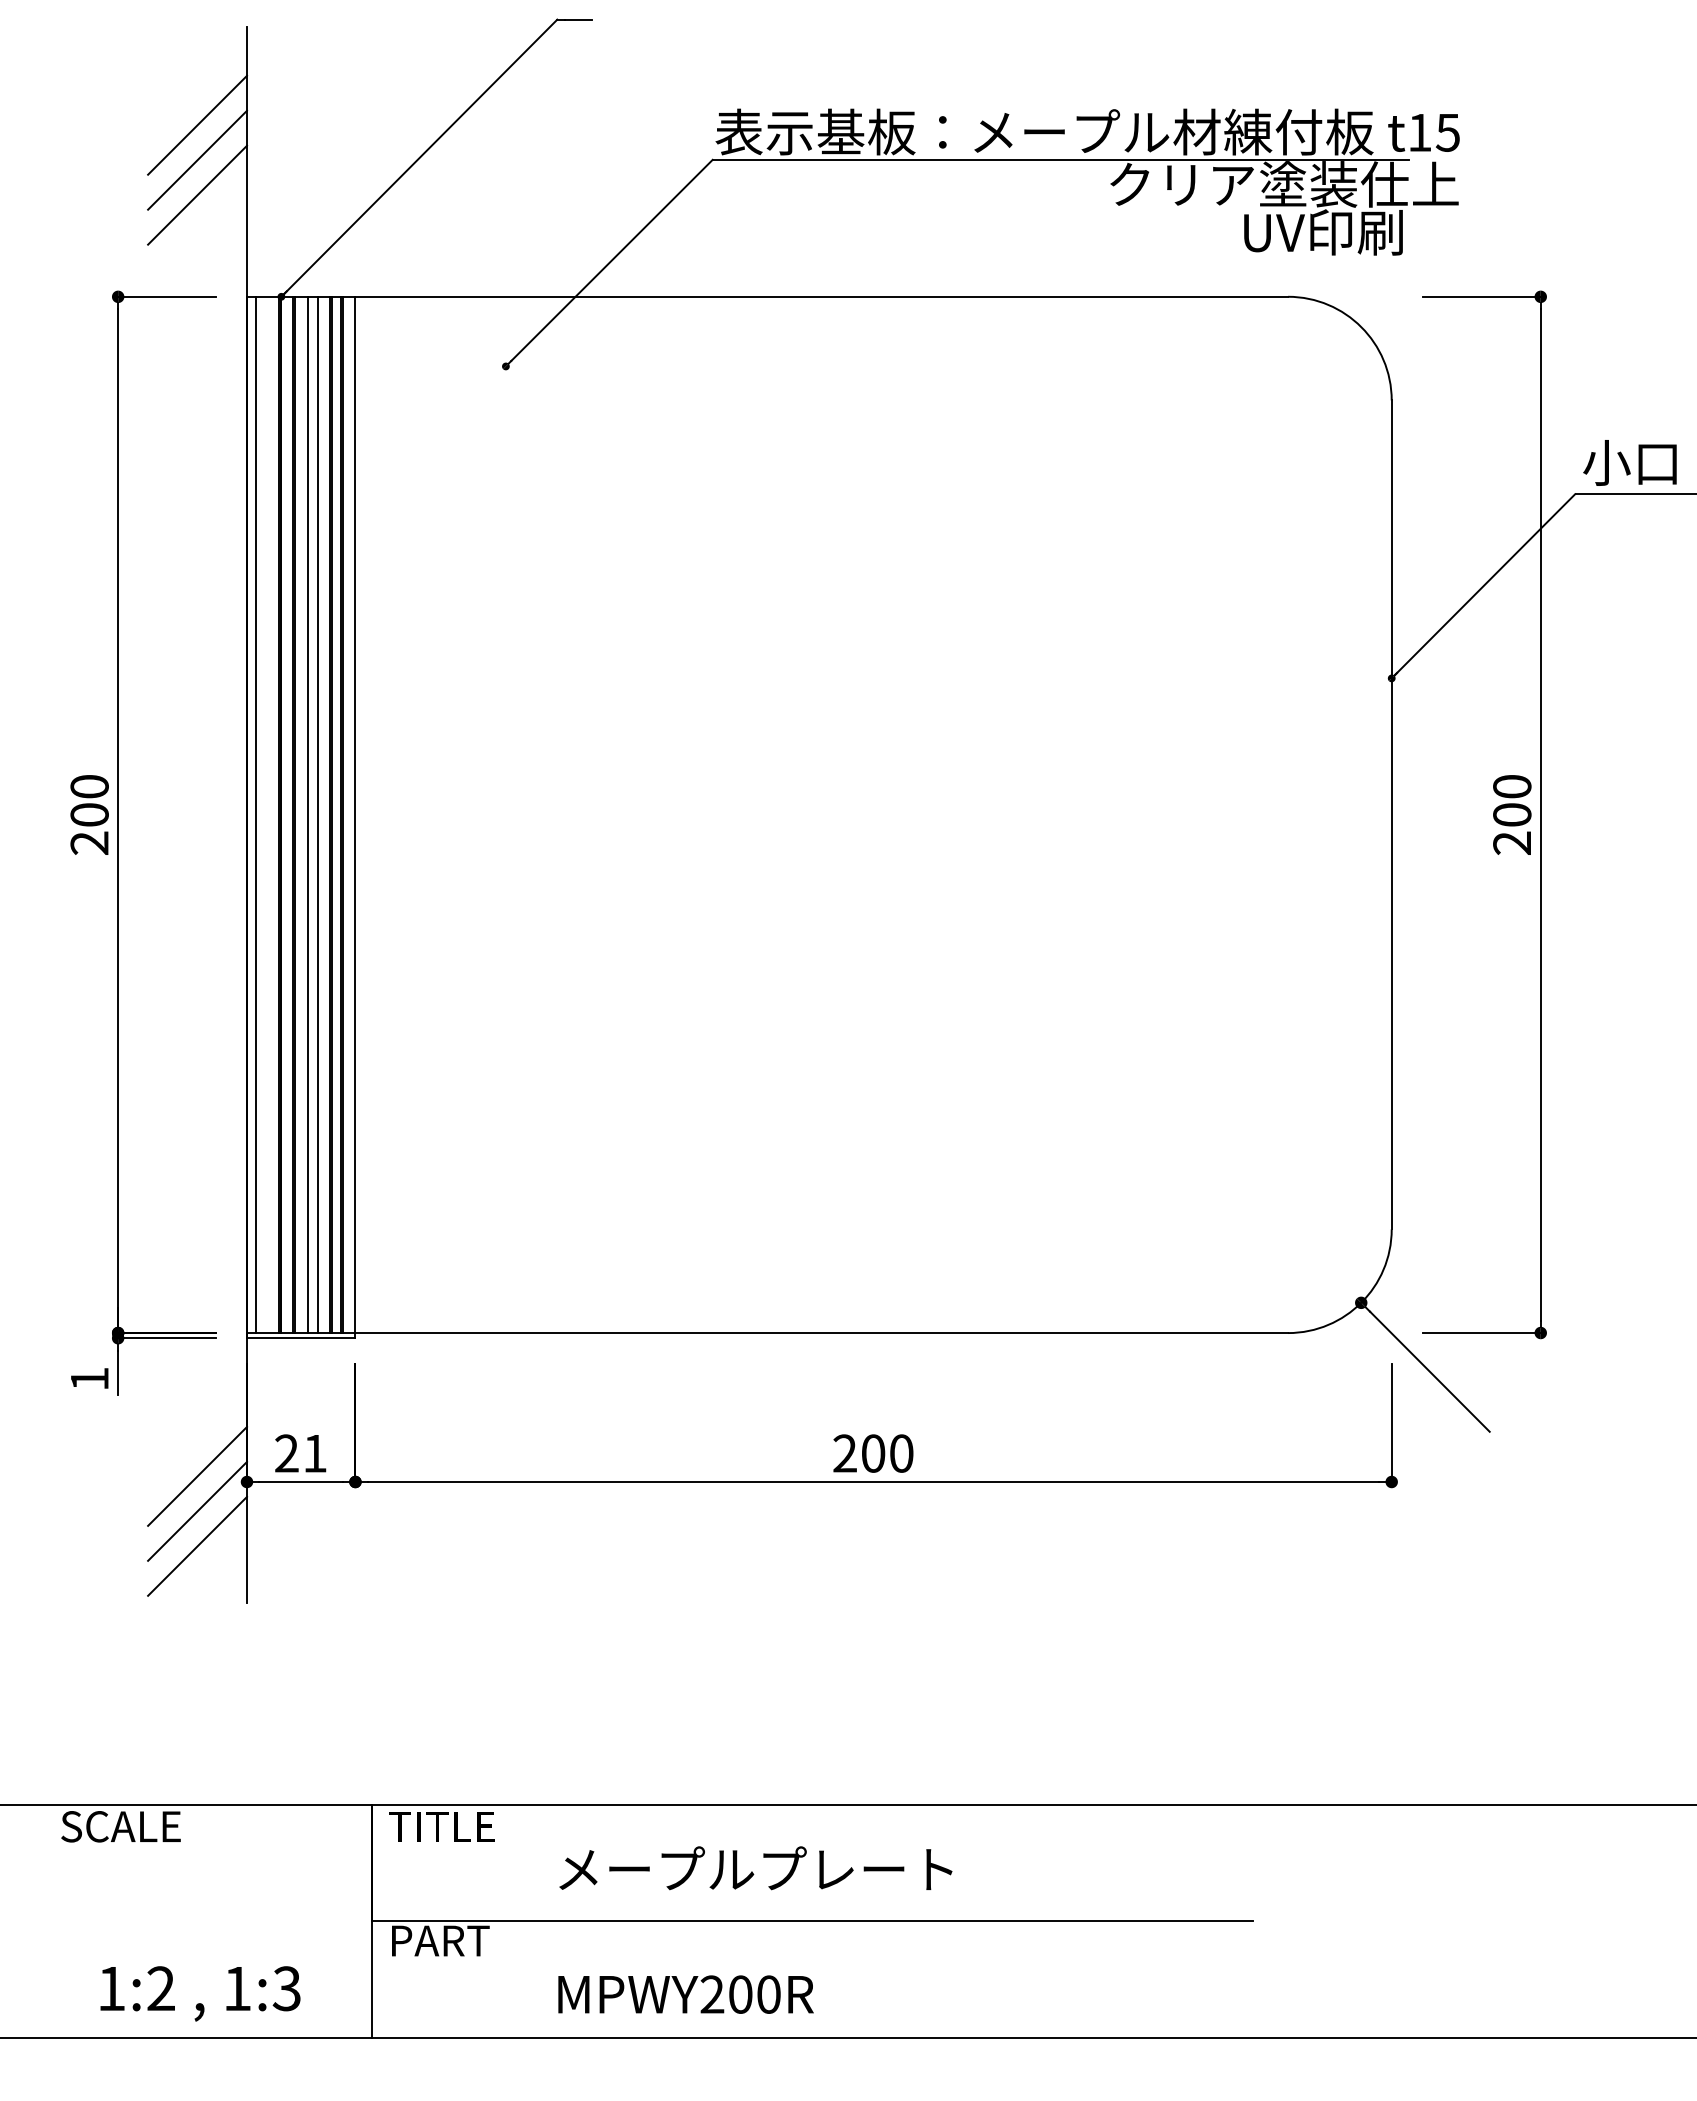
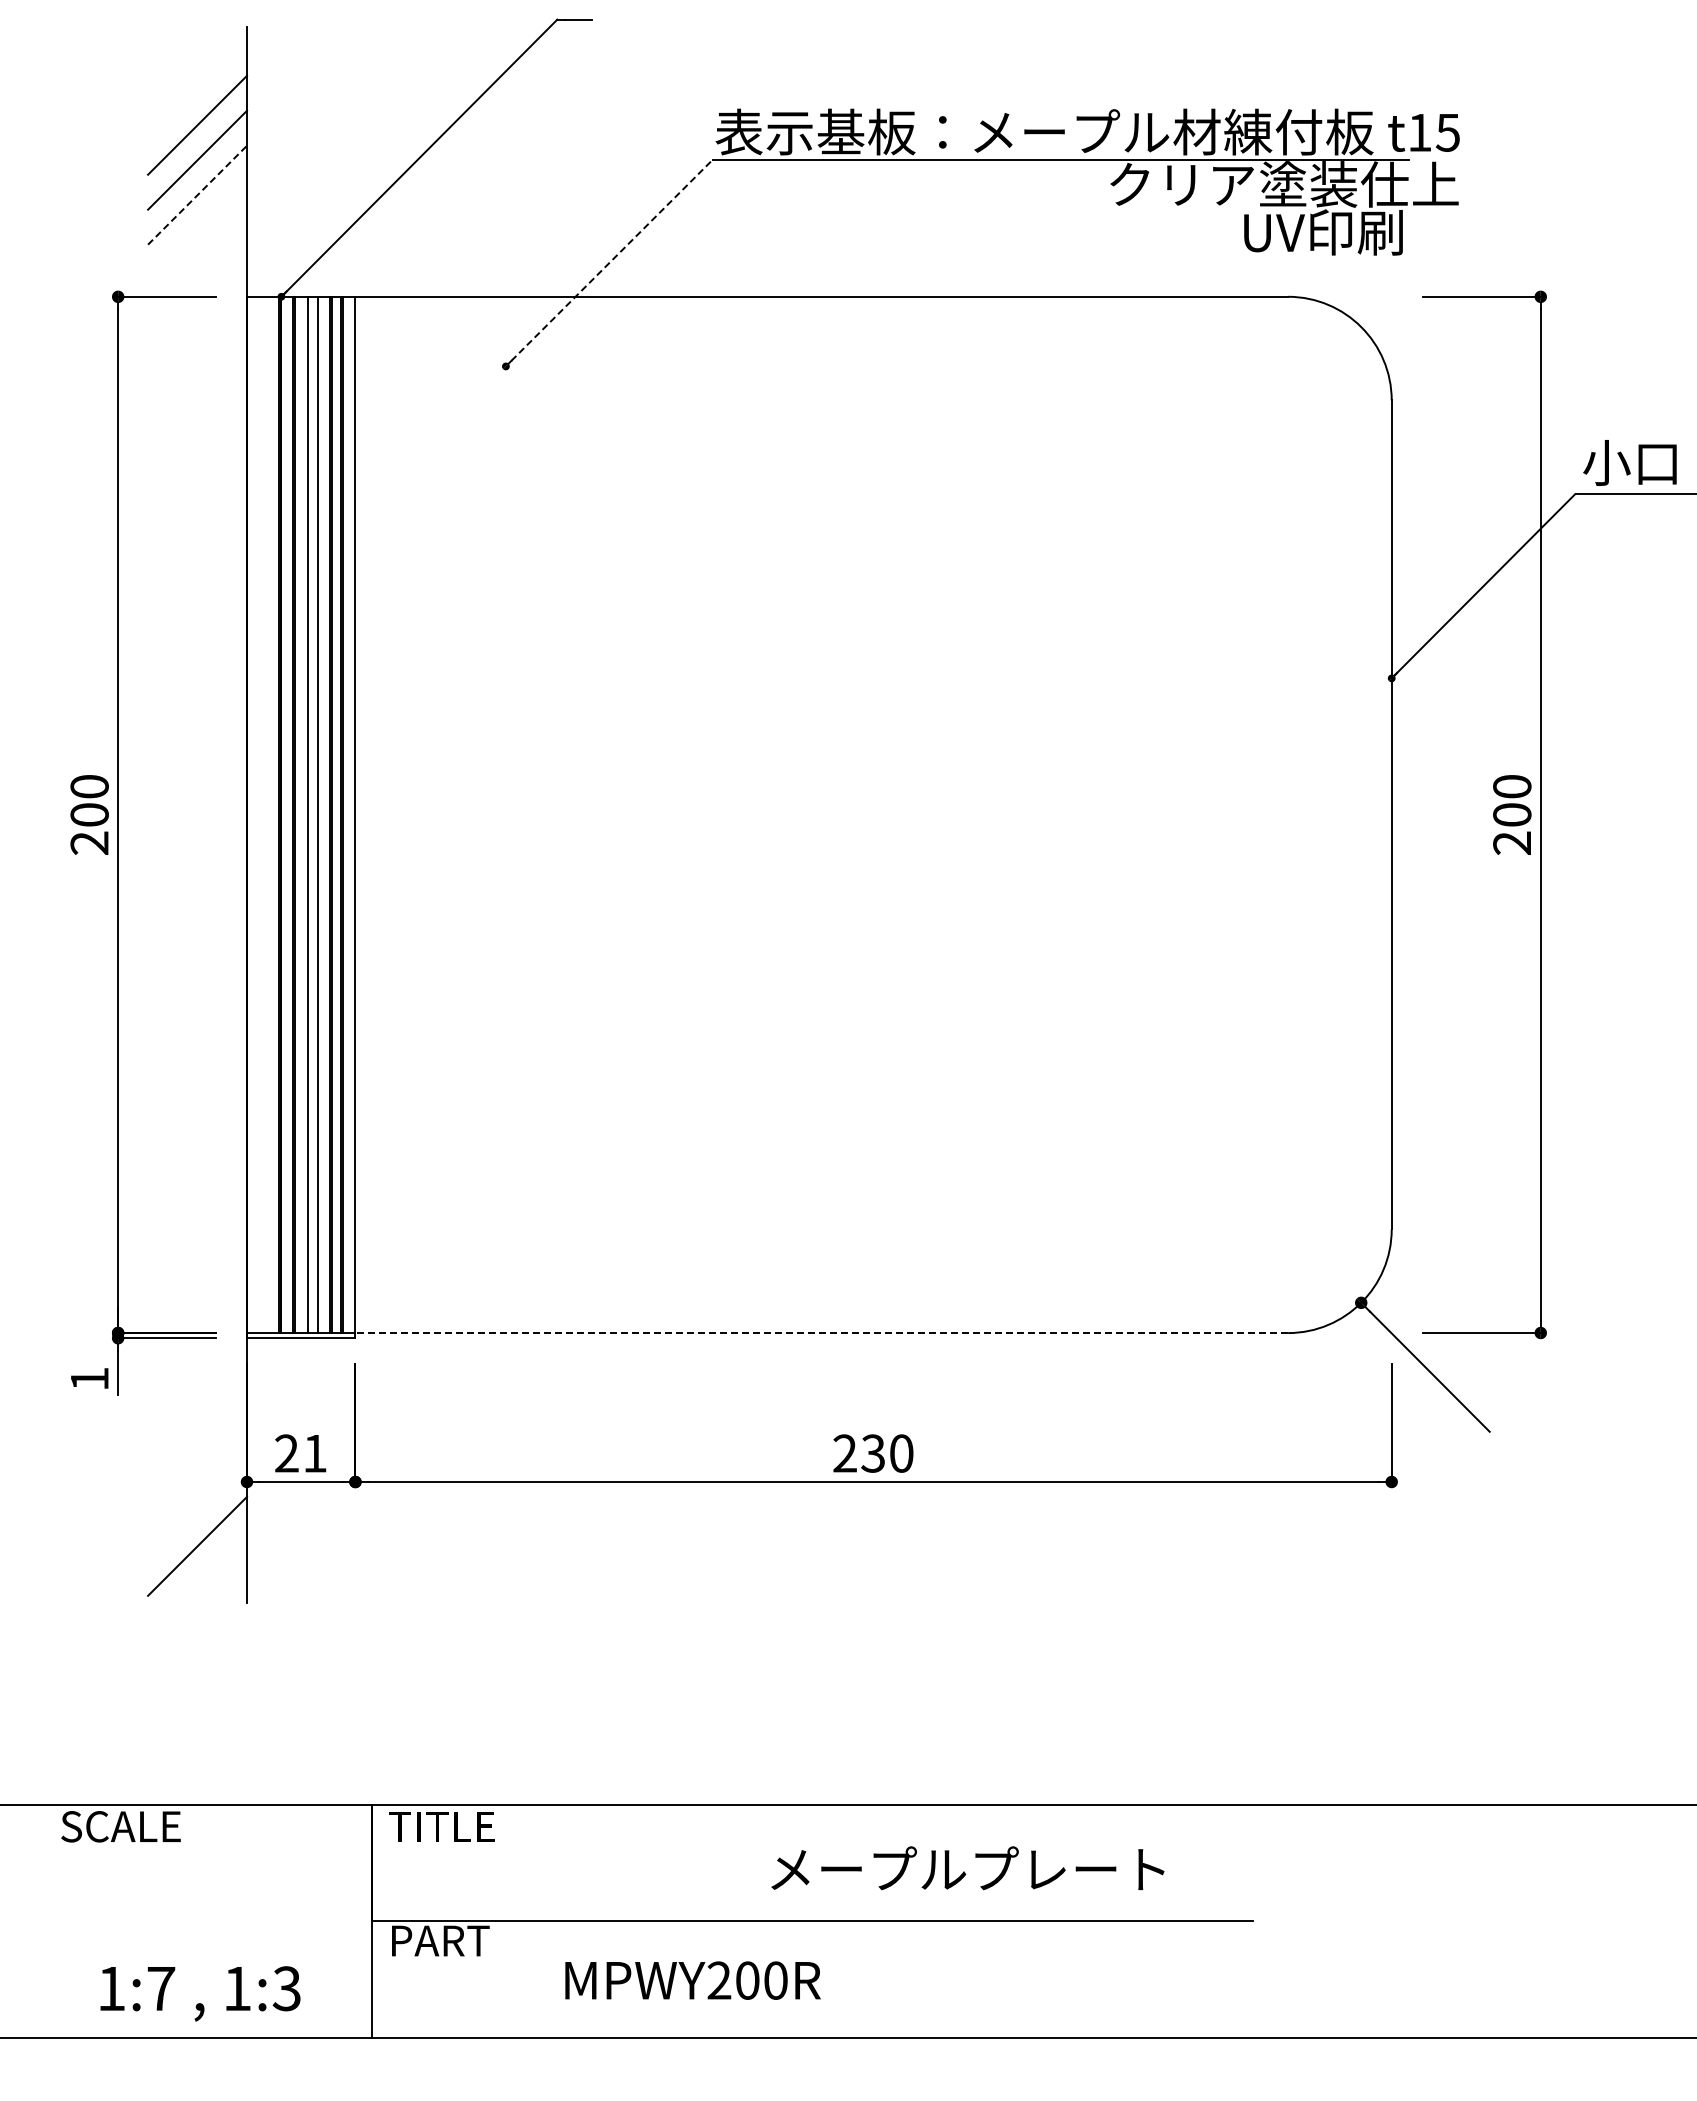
line: solid -> dashed (197, 195)
line: solid -> dashed (612, 260)
line: present -> none (256, 814)
line: solid -> dashed (821, 1333)
text: 200 -> 230 (873, 1453)
line: present -> none (197, 1475)
line: present -> none (197, 1510)
text position: (755, 1868) -> (967, 1868) (967, 1868)
text: 1:2 -> 1:7 (161, 1988)
text position: (685, 1994) -> (692, 1980) (692, 1980)
